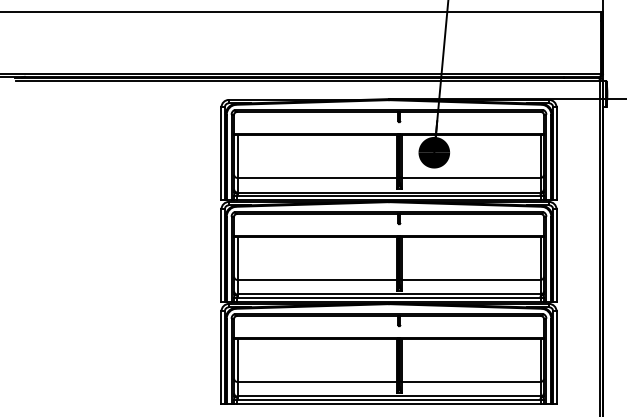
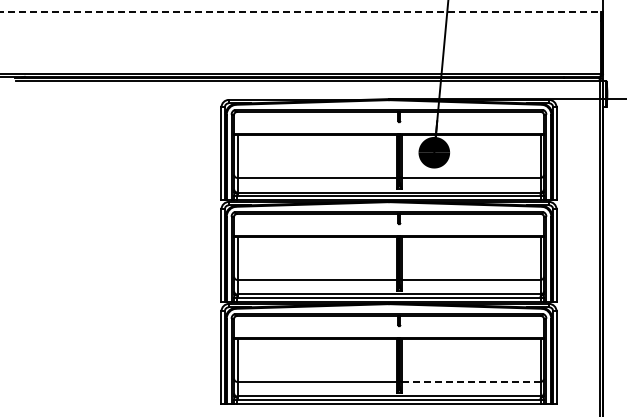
line: solid -> dashed (301, 12)
line: solid -> dashed (471, 381)
